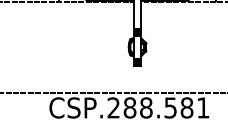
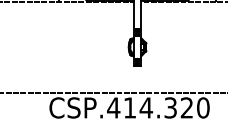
text: CSP.288.581 -> CSP.414.320 (158, 107)
